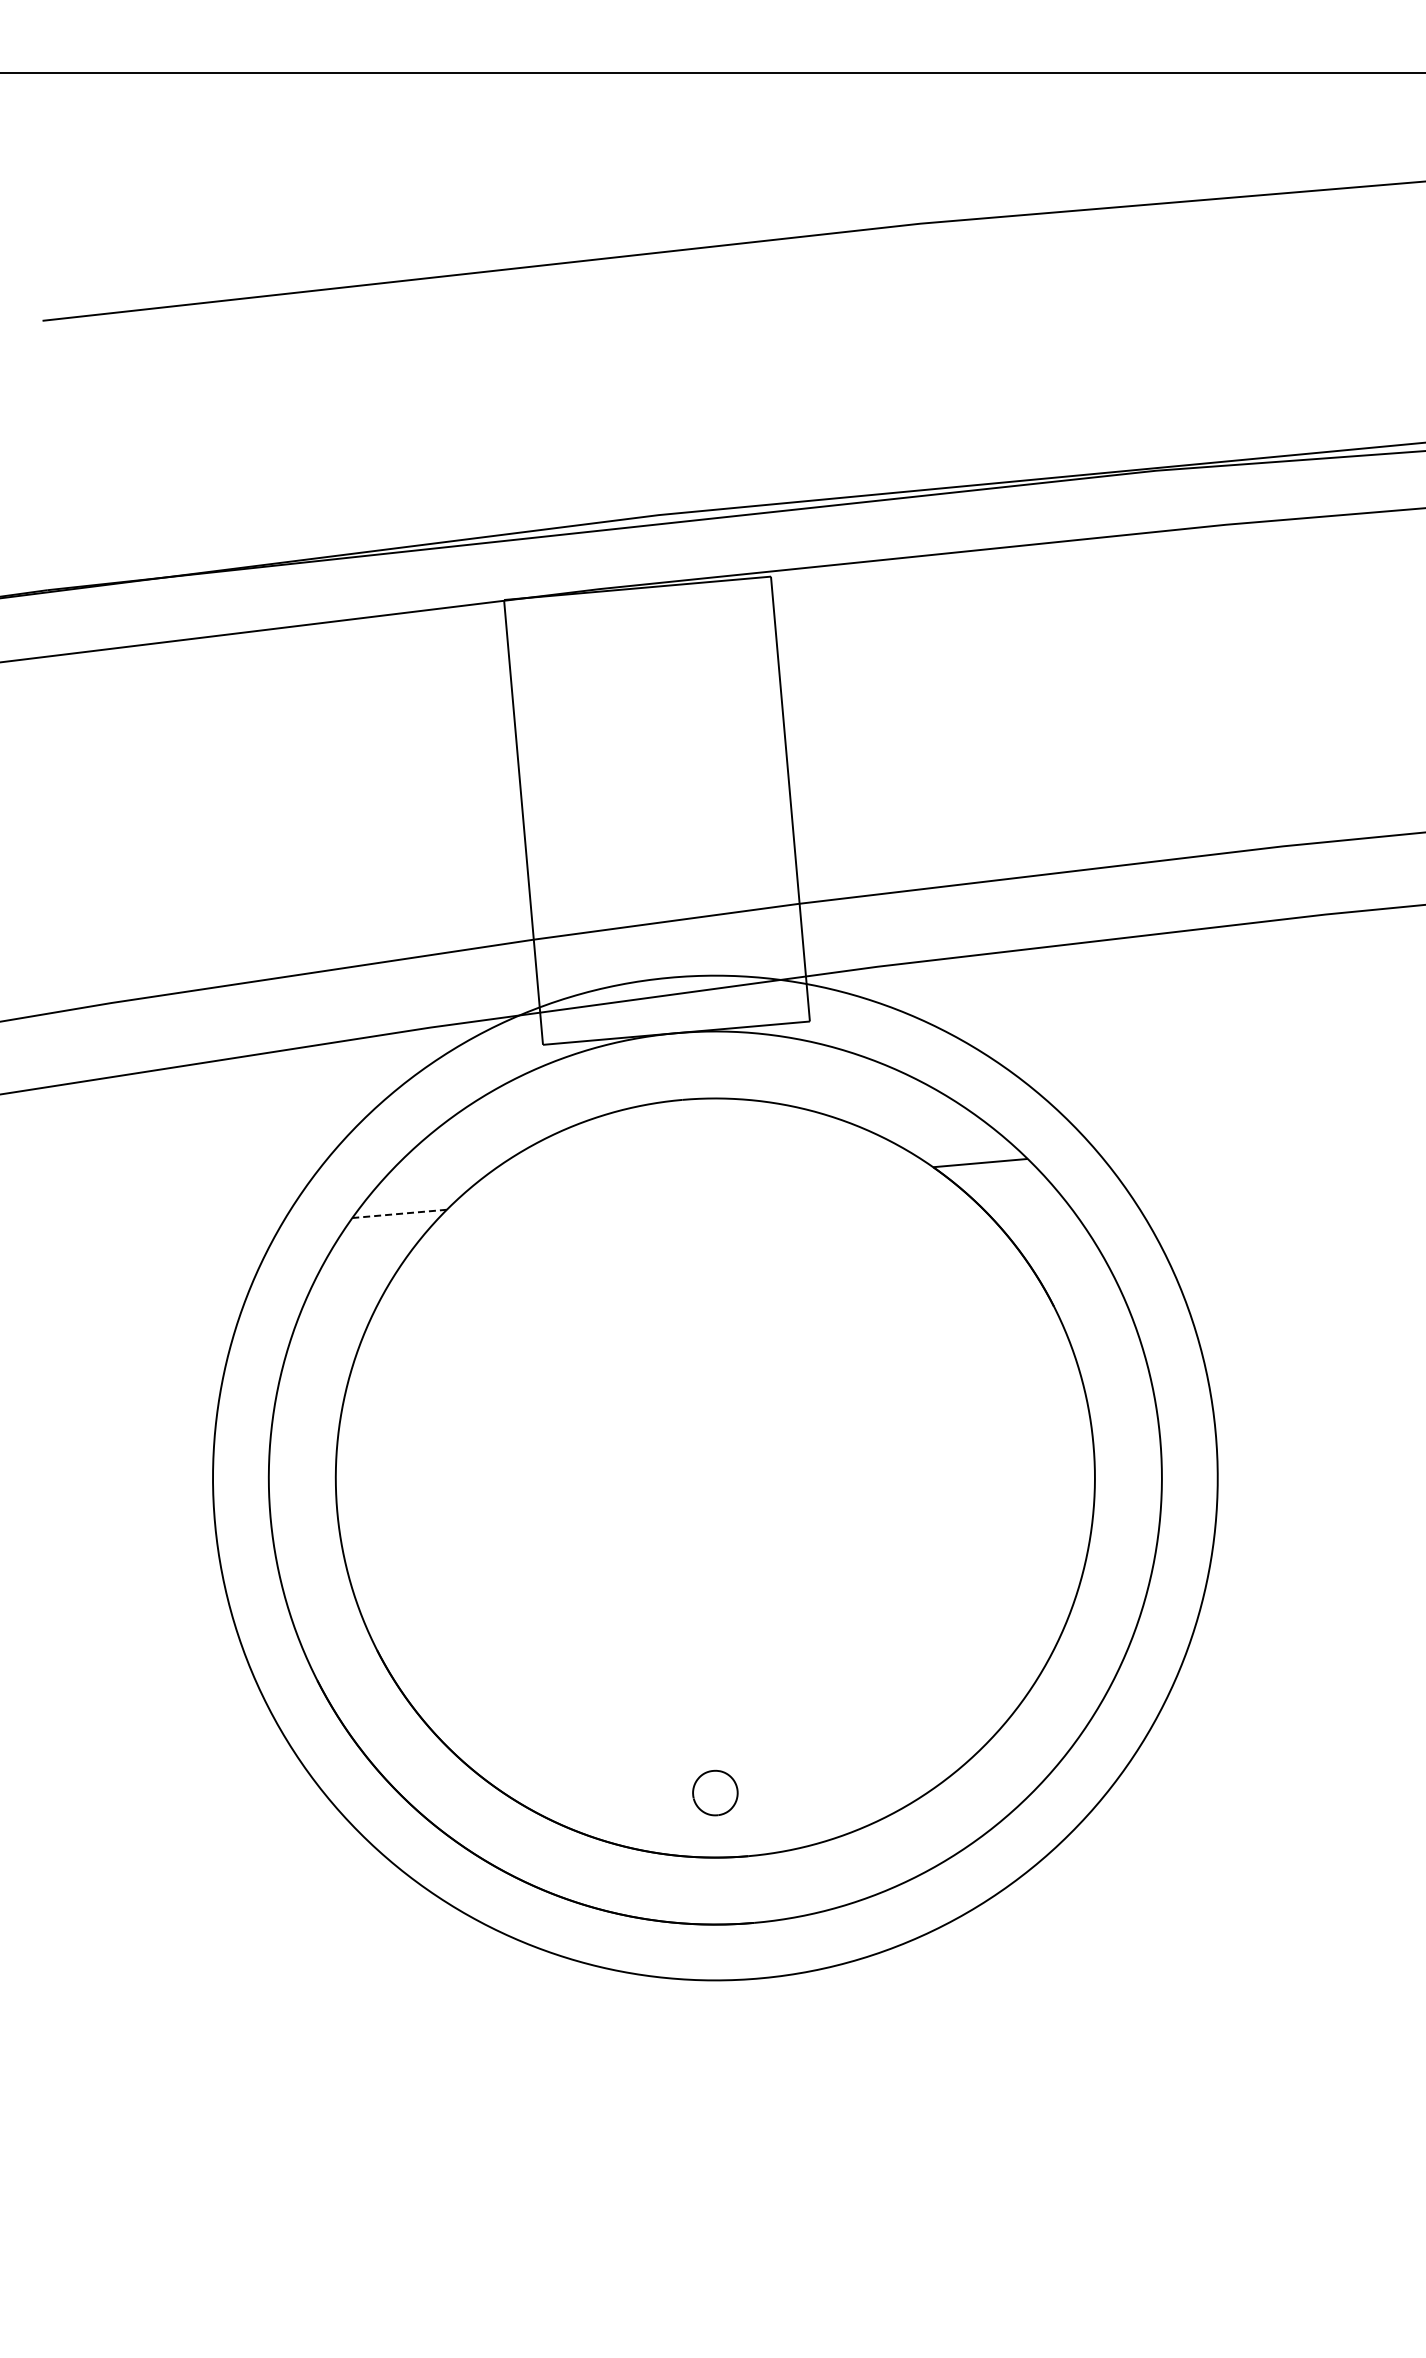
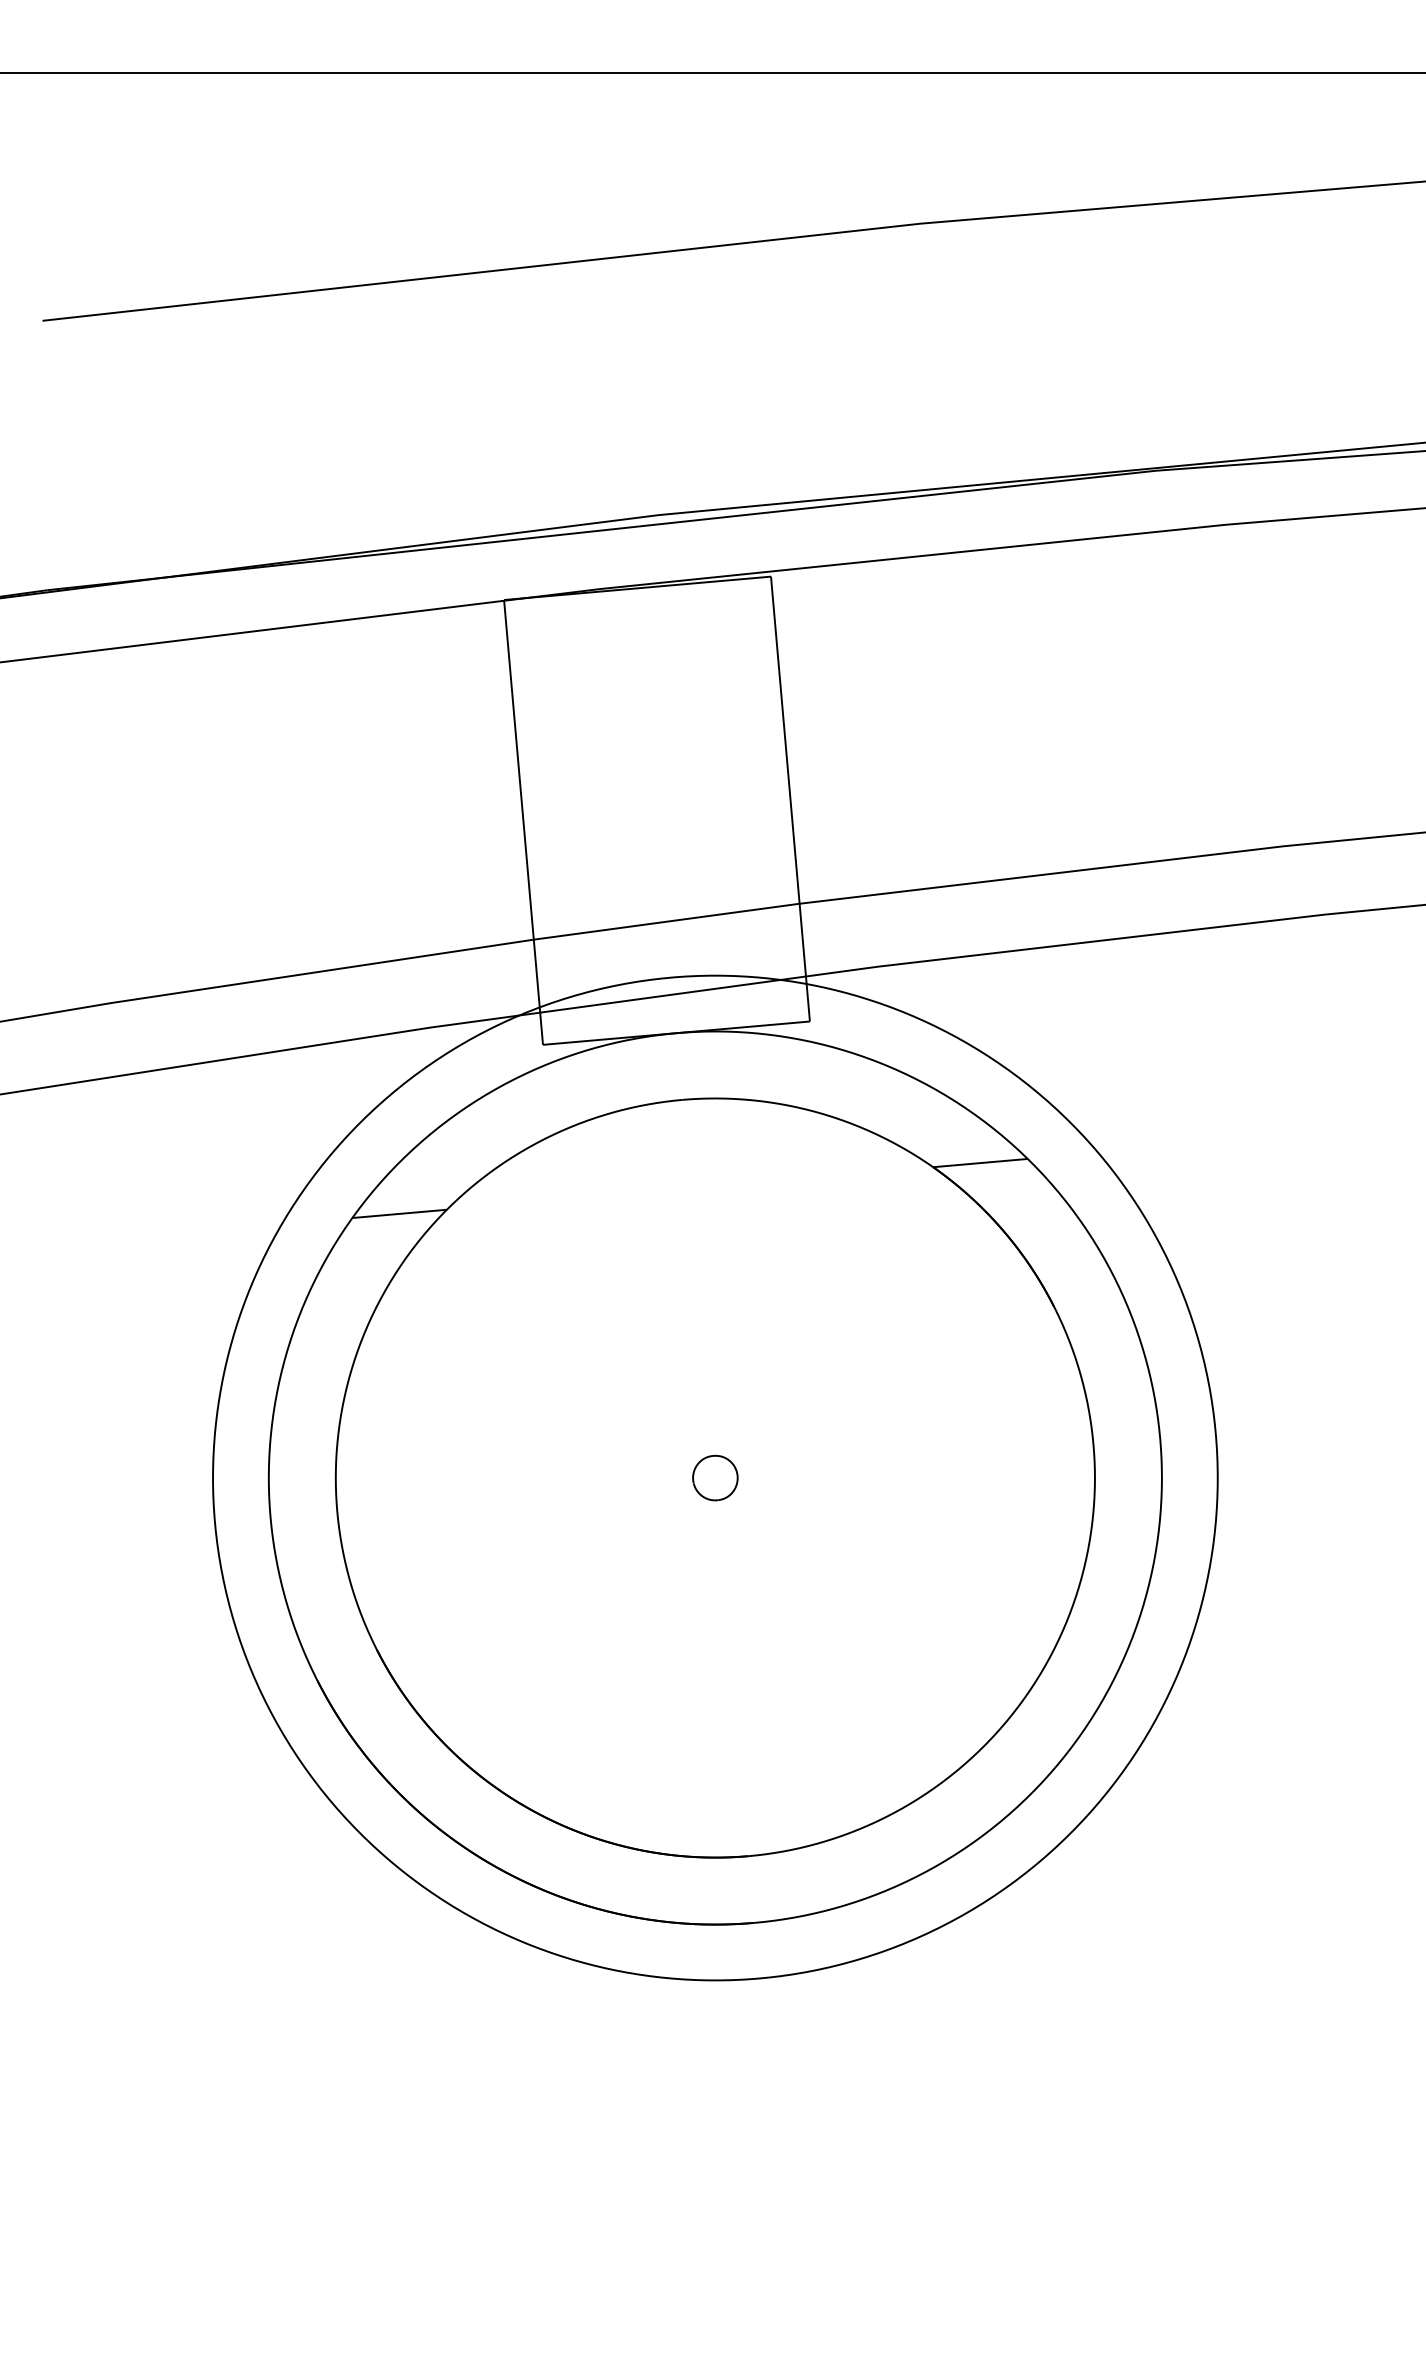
line: dashed -> solid (399, 1213)
part position: (715, 1792) -> (715, 1477) (715, 1477)
